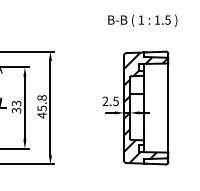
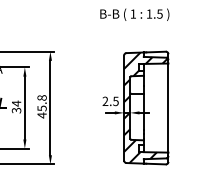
text position: (142, 20) -> (134, 14) (134, 14)
text: 33 -> 34 (16, 103)
